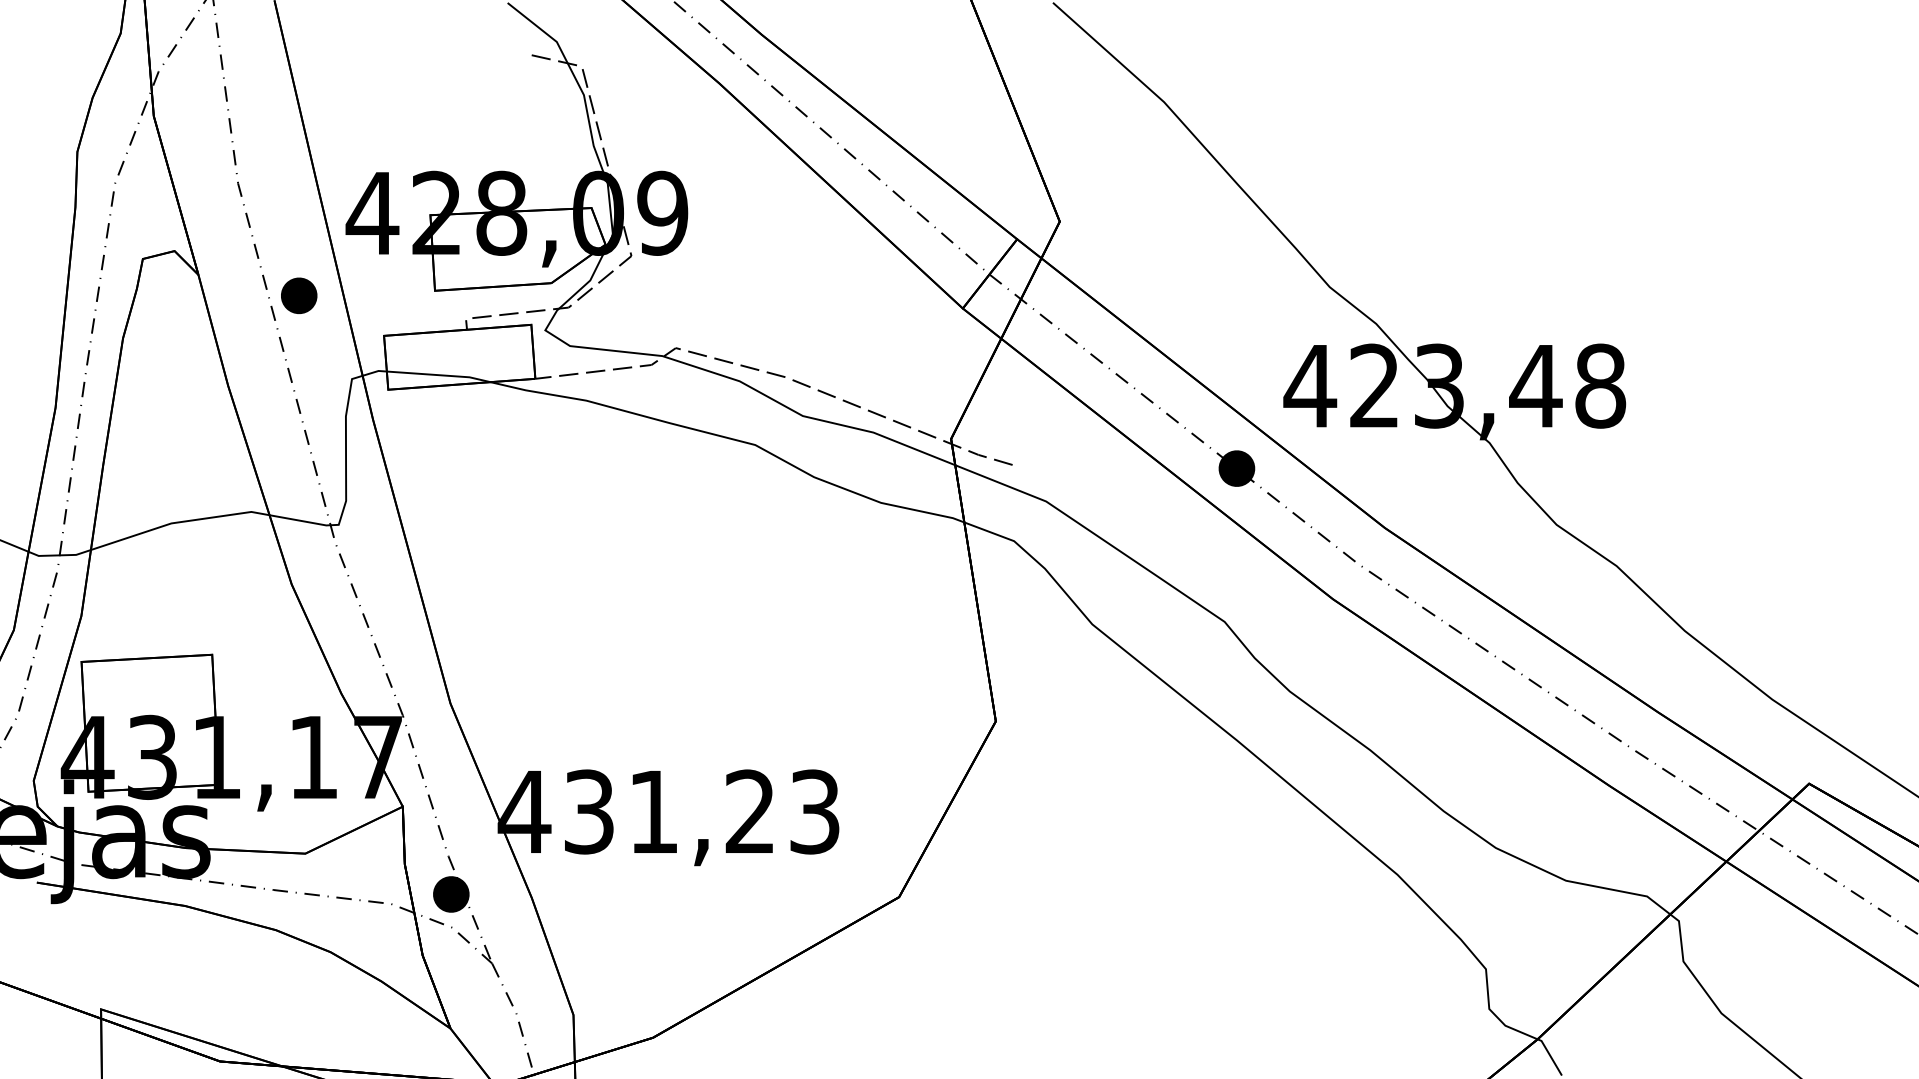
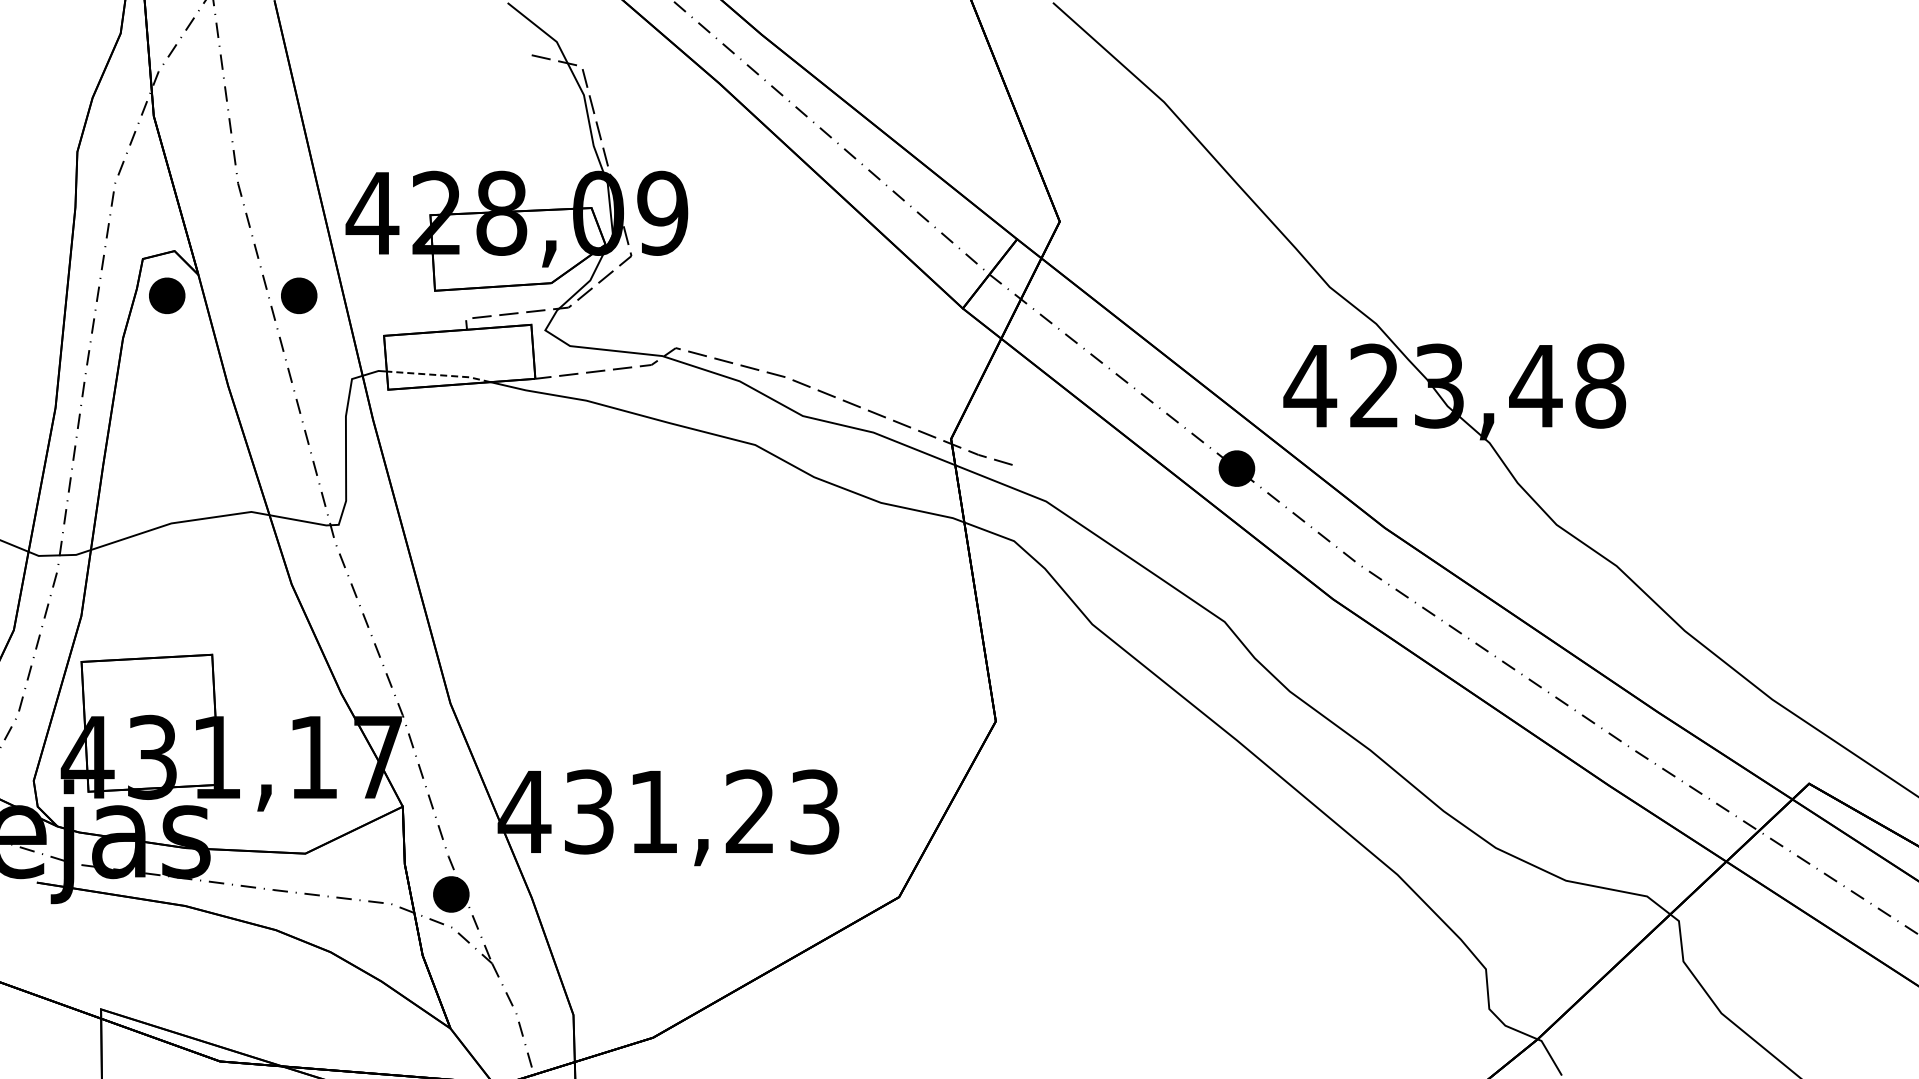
part: none -> present (167, 295)
line: solid -> dashed (439, 375)
